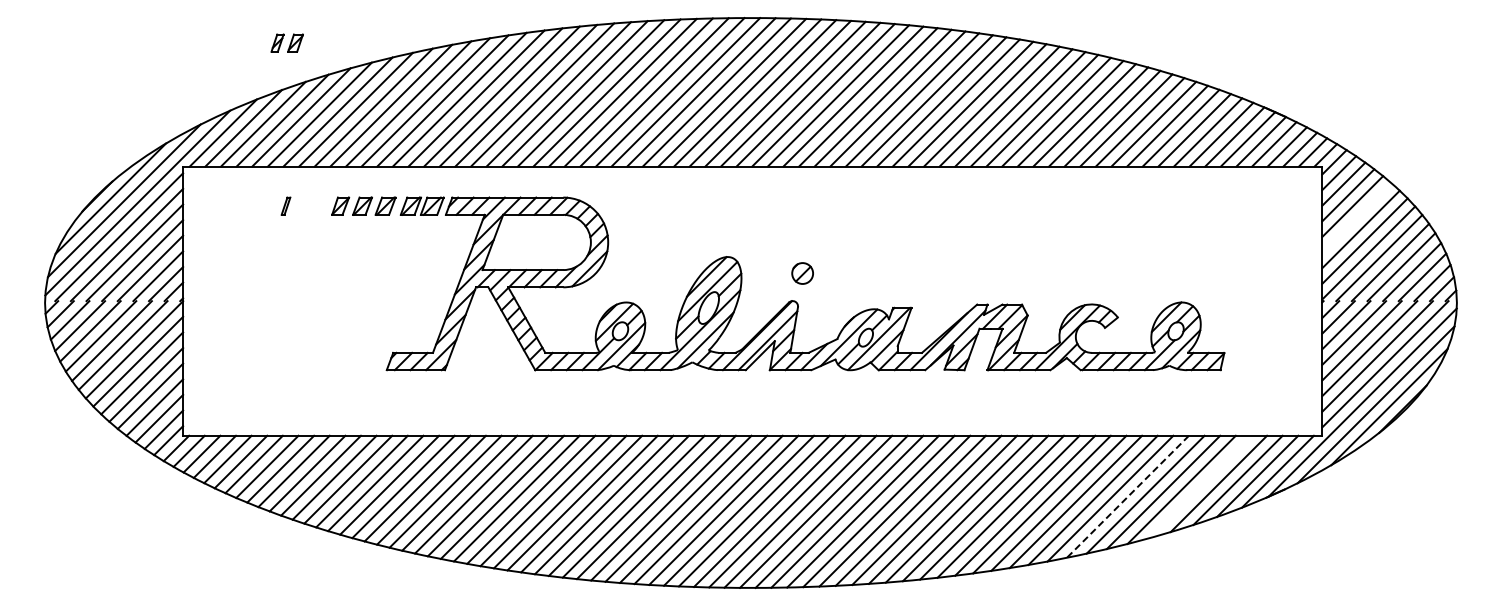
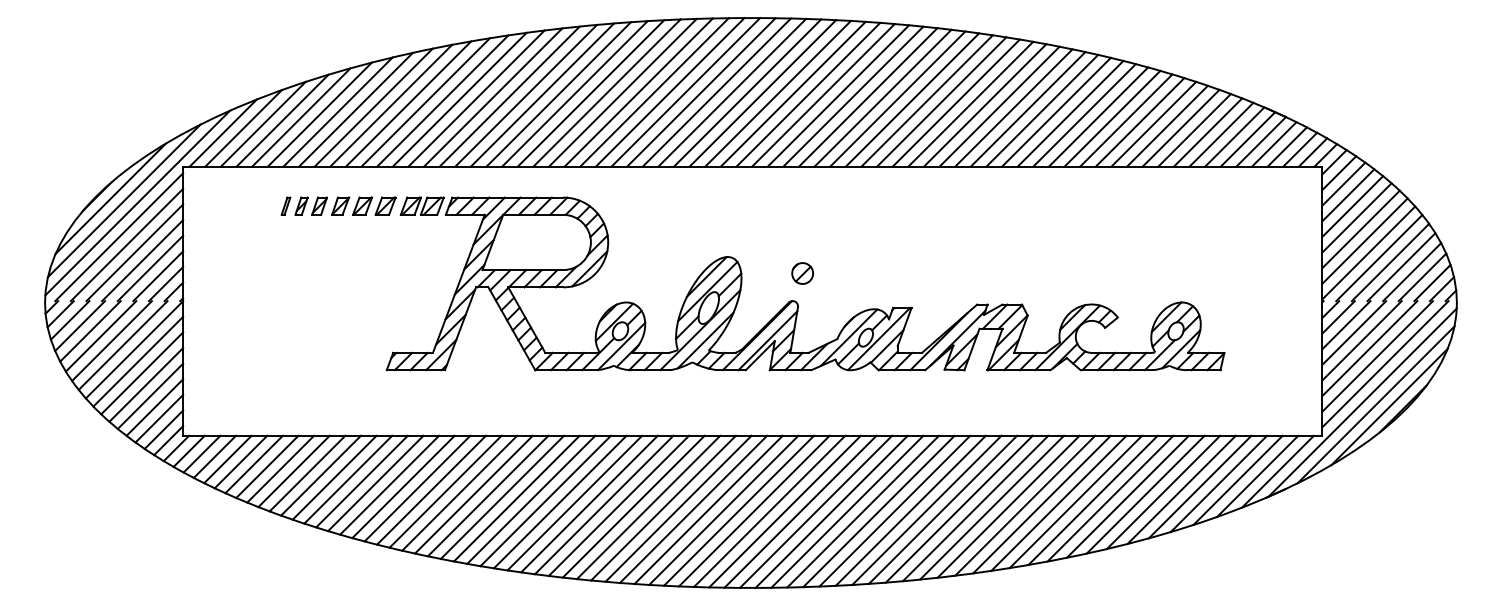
part position: (286, 42) -> (310, 205) (310, 205)
line: none -> present (1356, 217)
line: none -> present (1199, 486)
line: dashed -> solid (1127, 497)
